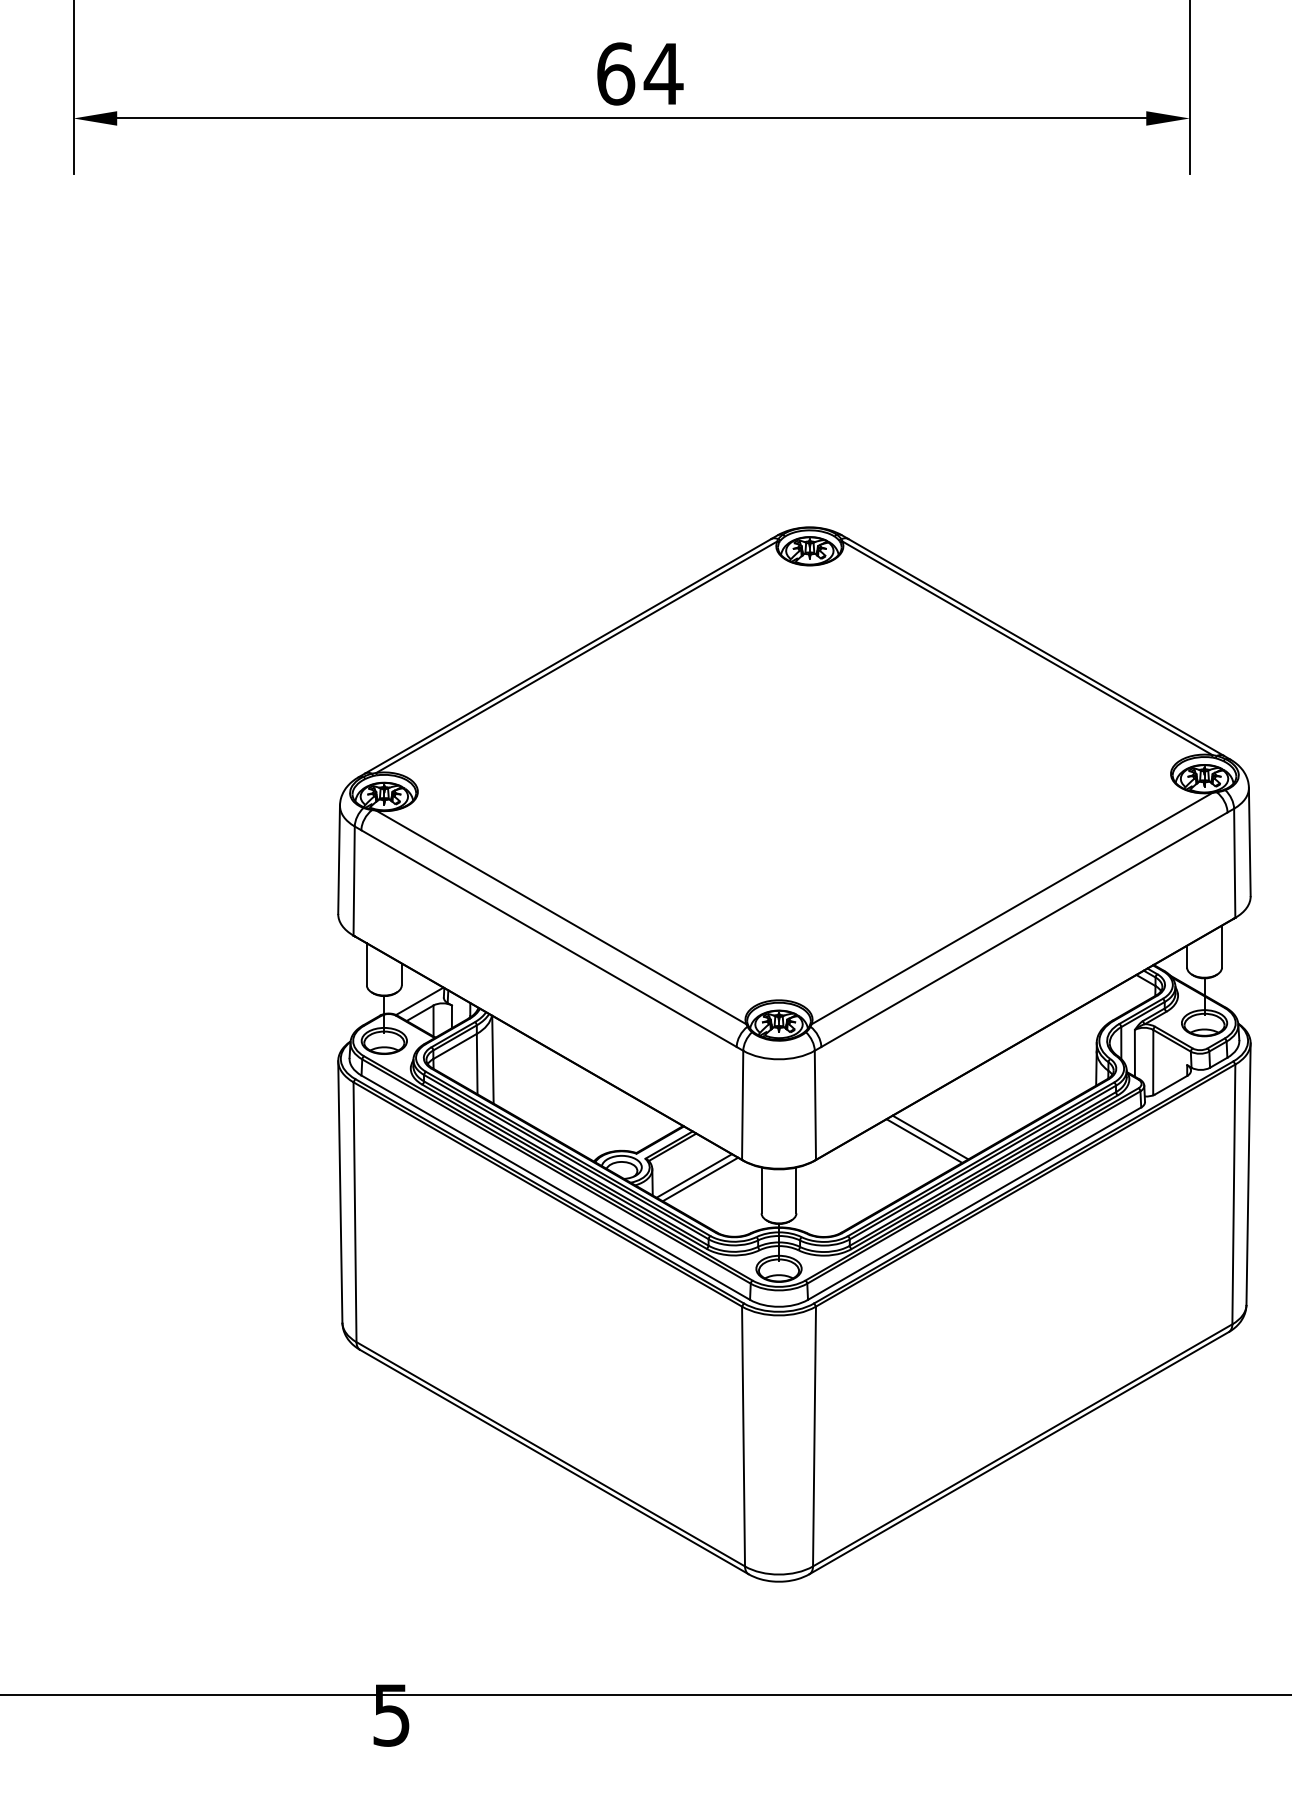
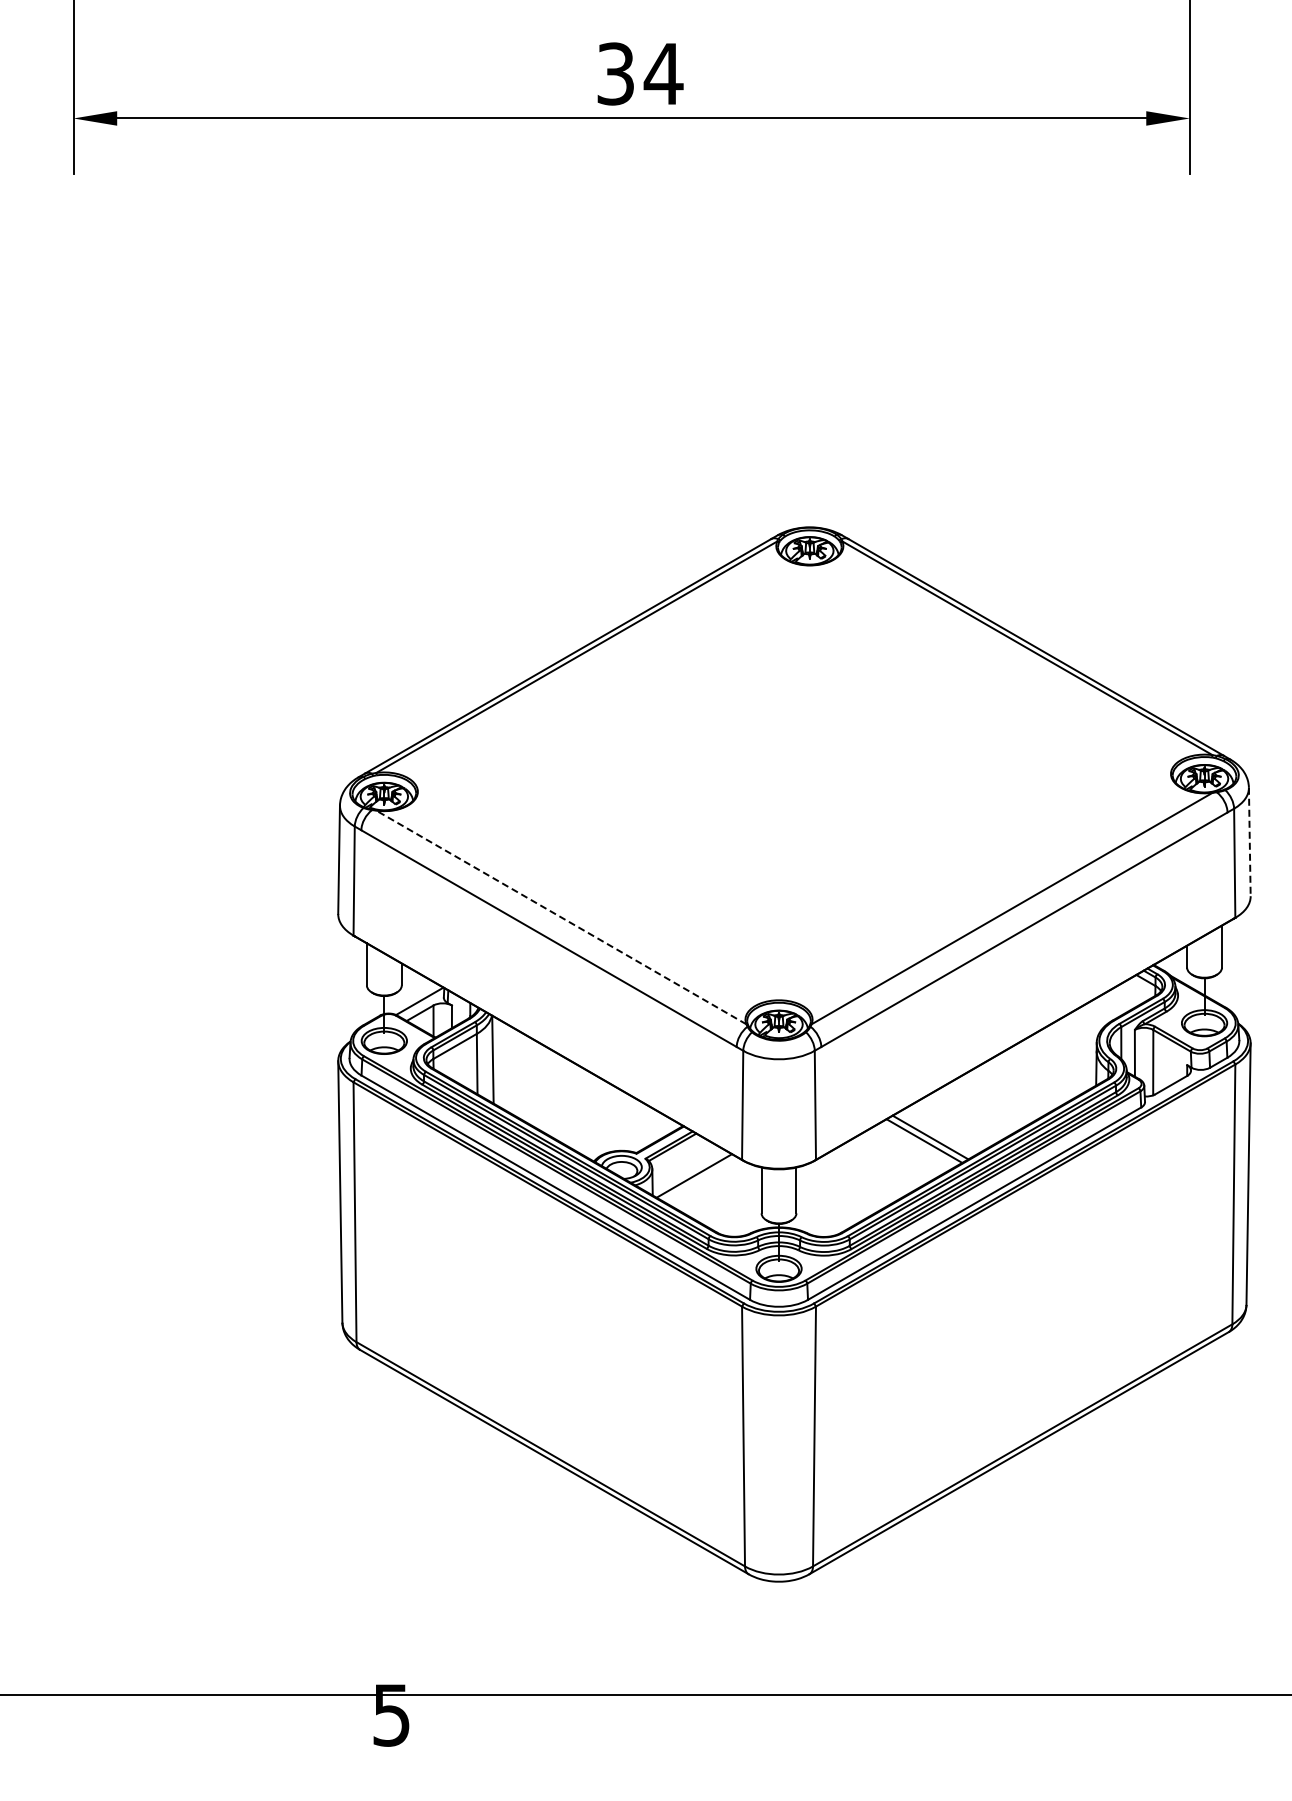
text: 64 -> 34 (616, 73)
line: solid -> dashed (1249, 842)
line: solid -> dashed (561, 917)
line: present -> none (700, 1179)
